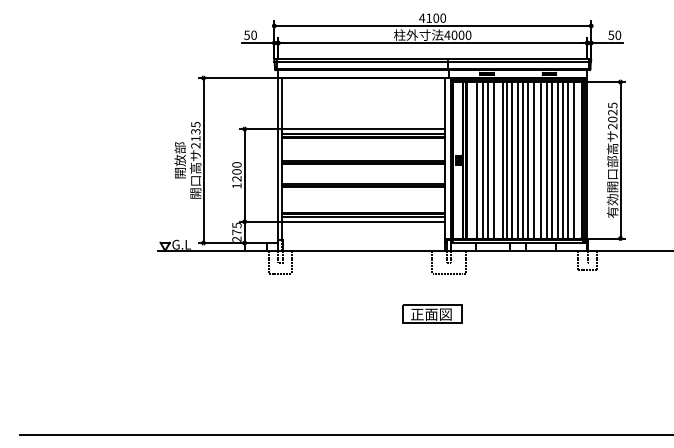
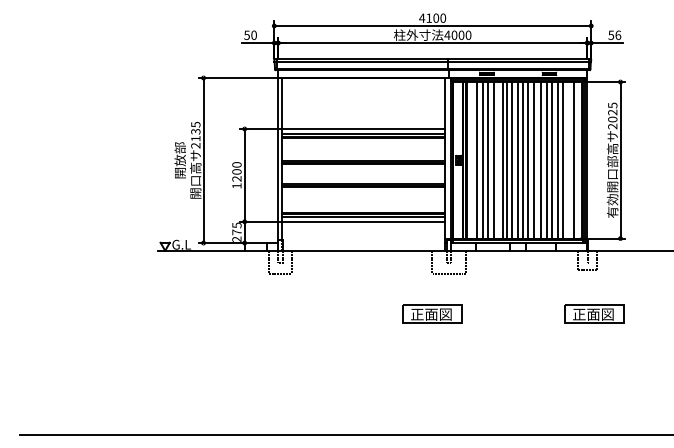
text: 50 -> 56 (618, 34)
line: present -> none (568, 160)
part: none -> present (594, 313)
